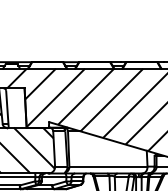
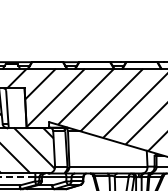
line: solid -> dashed (17, 177)
